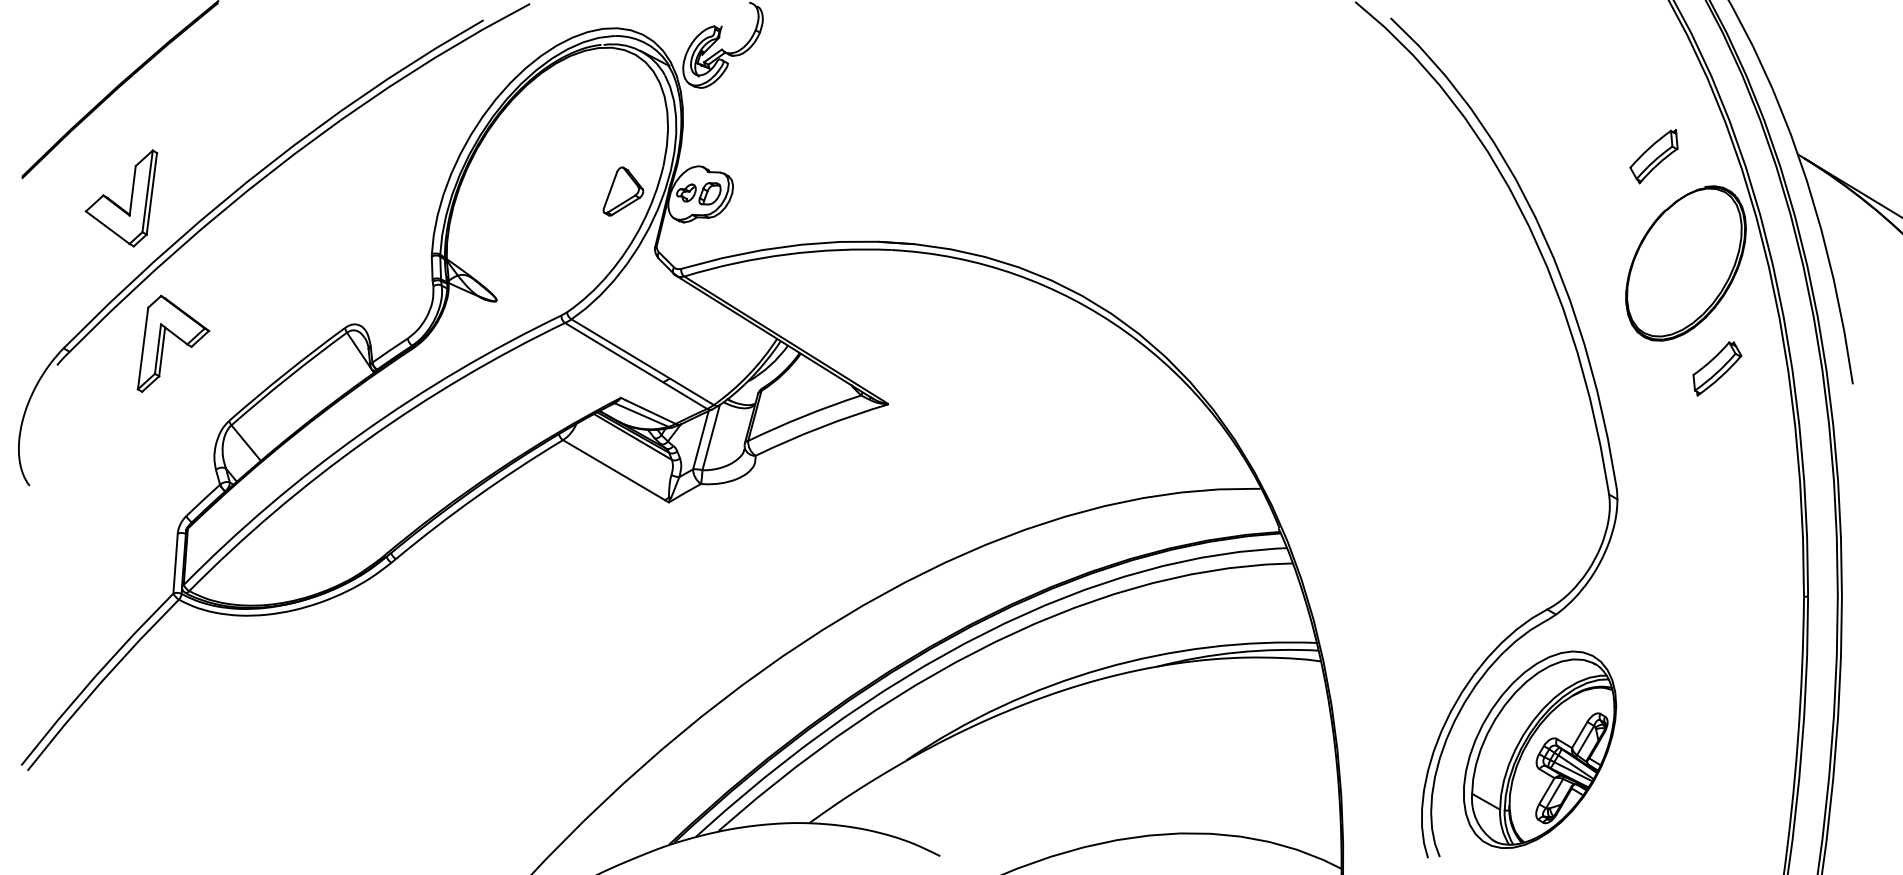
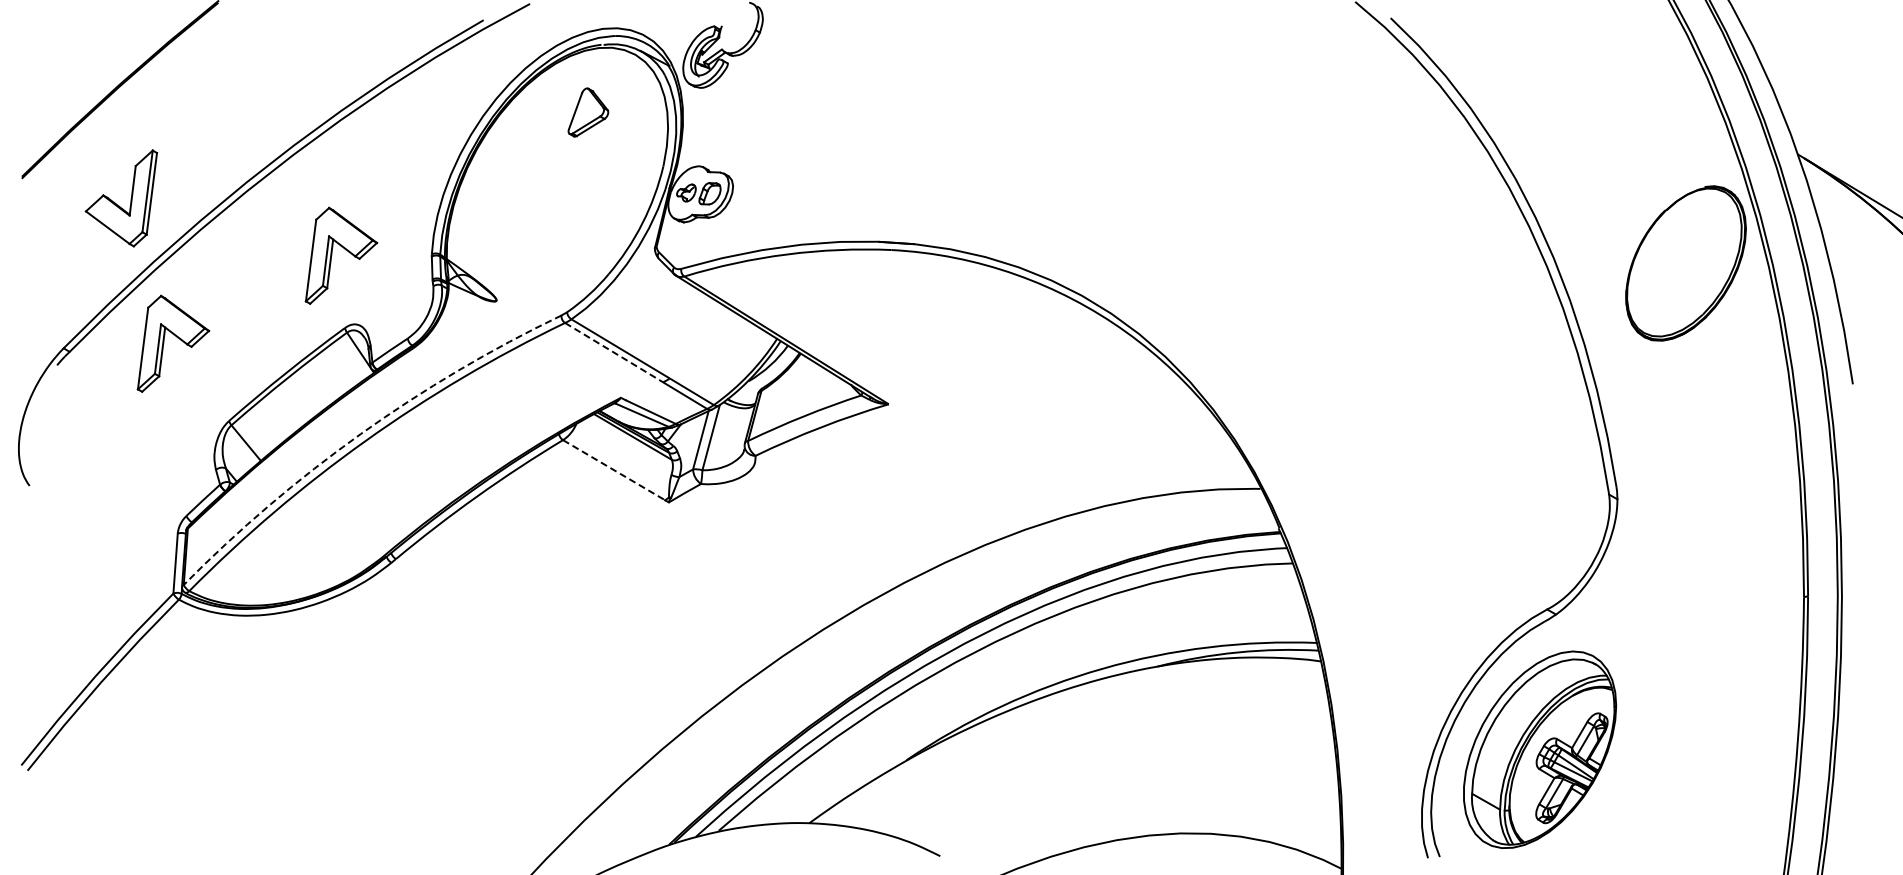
part: present -> none (1653, 156)
part position: (623, 191) -> (588, 112) (588, 112)
part: none -> present (345, 250)
line: solid -> dashed (614, 353)
part: present -> none (1717, 368)
arc: solid -> dashed (360, 433)
line: solid -> dashed (615, 470)
